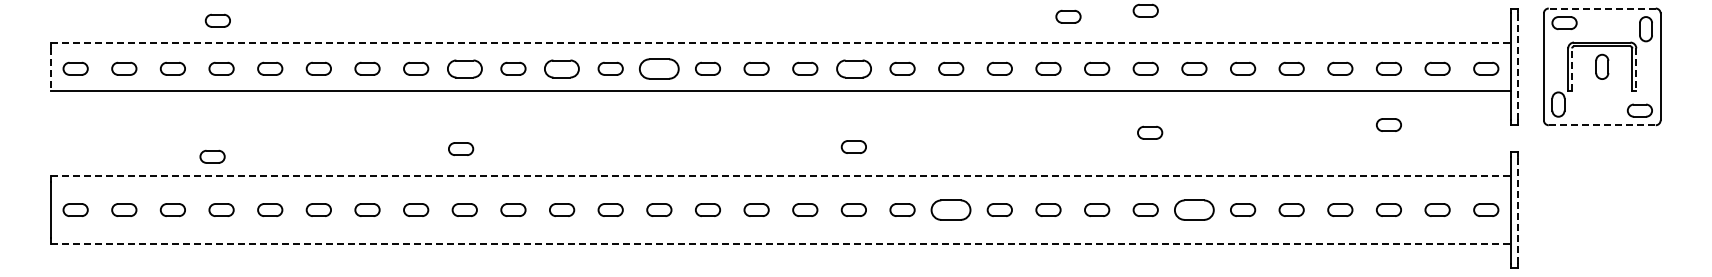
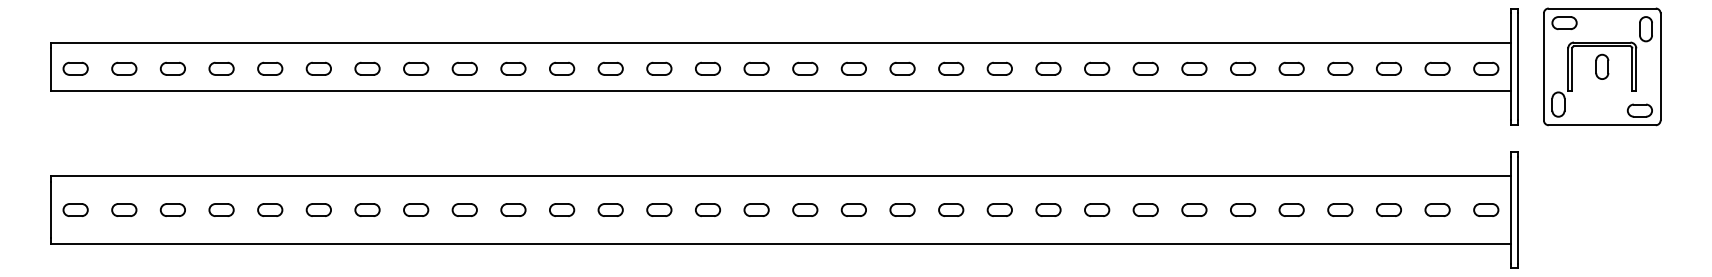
line: dashed -> solid (1602, 8)
part: present -> none (1145, 10)
part: present -> none (1068, 16)
part: present -> none (217, 20)
line: dashed -> solid (780, 42)
line: dashed -> solid (1518, 66)
part size: 36x20 px -> 27x15 px (464, 68)
part size: 36x20 px -> 27x15 px (562, 68)
part size: 41x22 px -> 27x15 px (659, 68)
part size: 36x20 px -> 27x15 px (853, 68)
line: dashed -> solid (1572, 69)
line: dashed -> solid (51, 70)
line: dashed -> solid (1636, 70)
part: present -> none (1388, 124)
line: dashed -> solid (1602, 125)
part: present -> none (1150, 132)
part: present -> none (853, 146)
part: present -> none (461, 148)
part: present -> none (212, 156)
line: dashed -> solid (780, 176)
part size: 42x22 px -> 27x14 px (951, 209)
part size: 41x22 px -> 27x14 px (1194, 209)
line: dashed -> solid (1518, 210)
line: dashed -> solid (780, 244)
